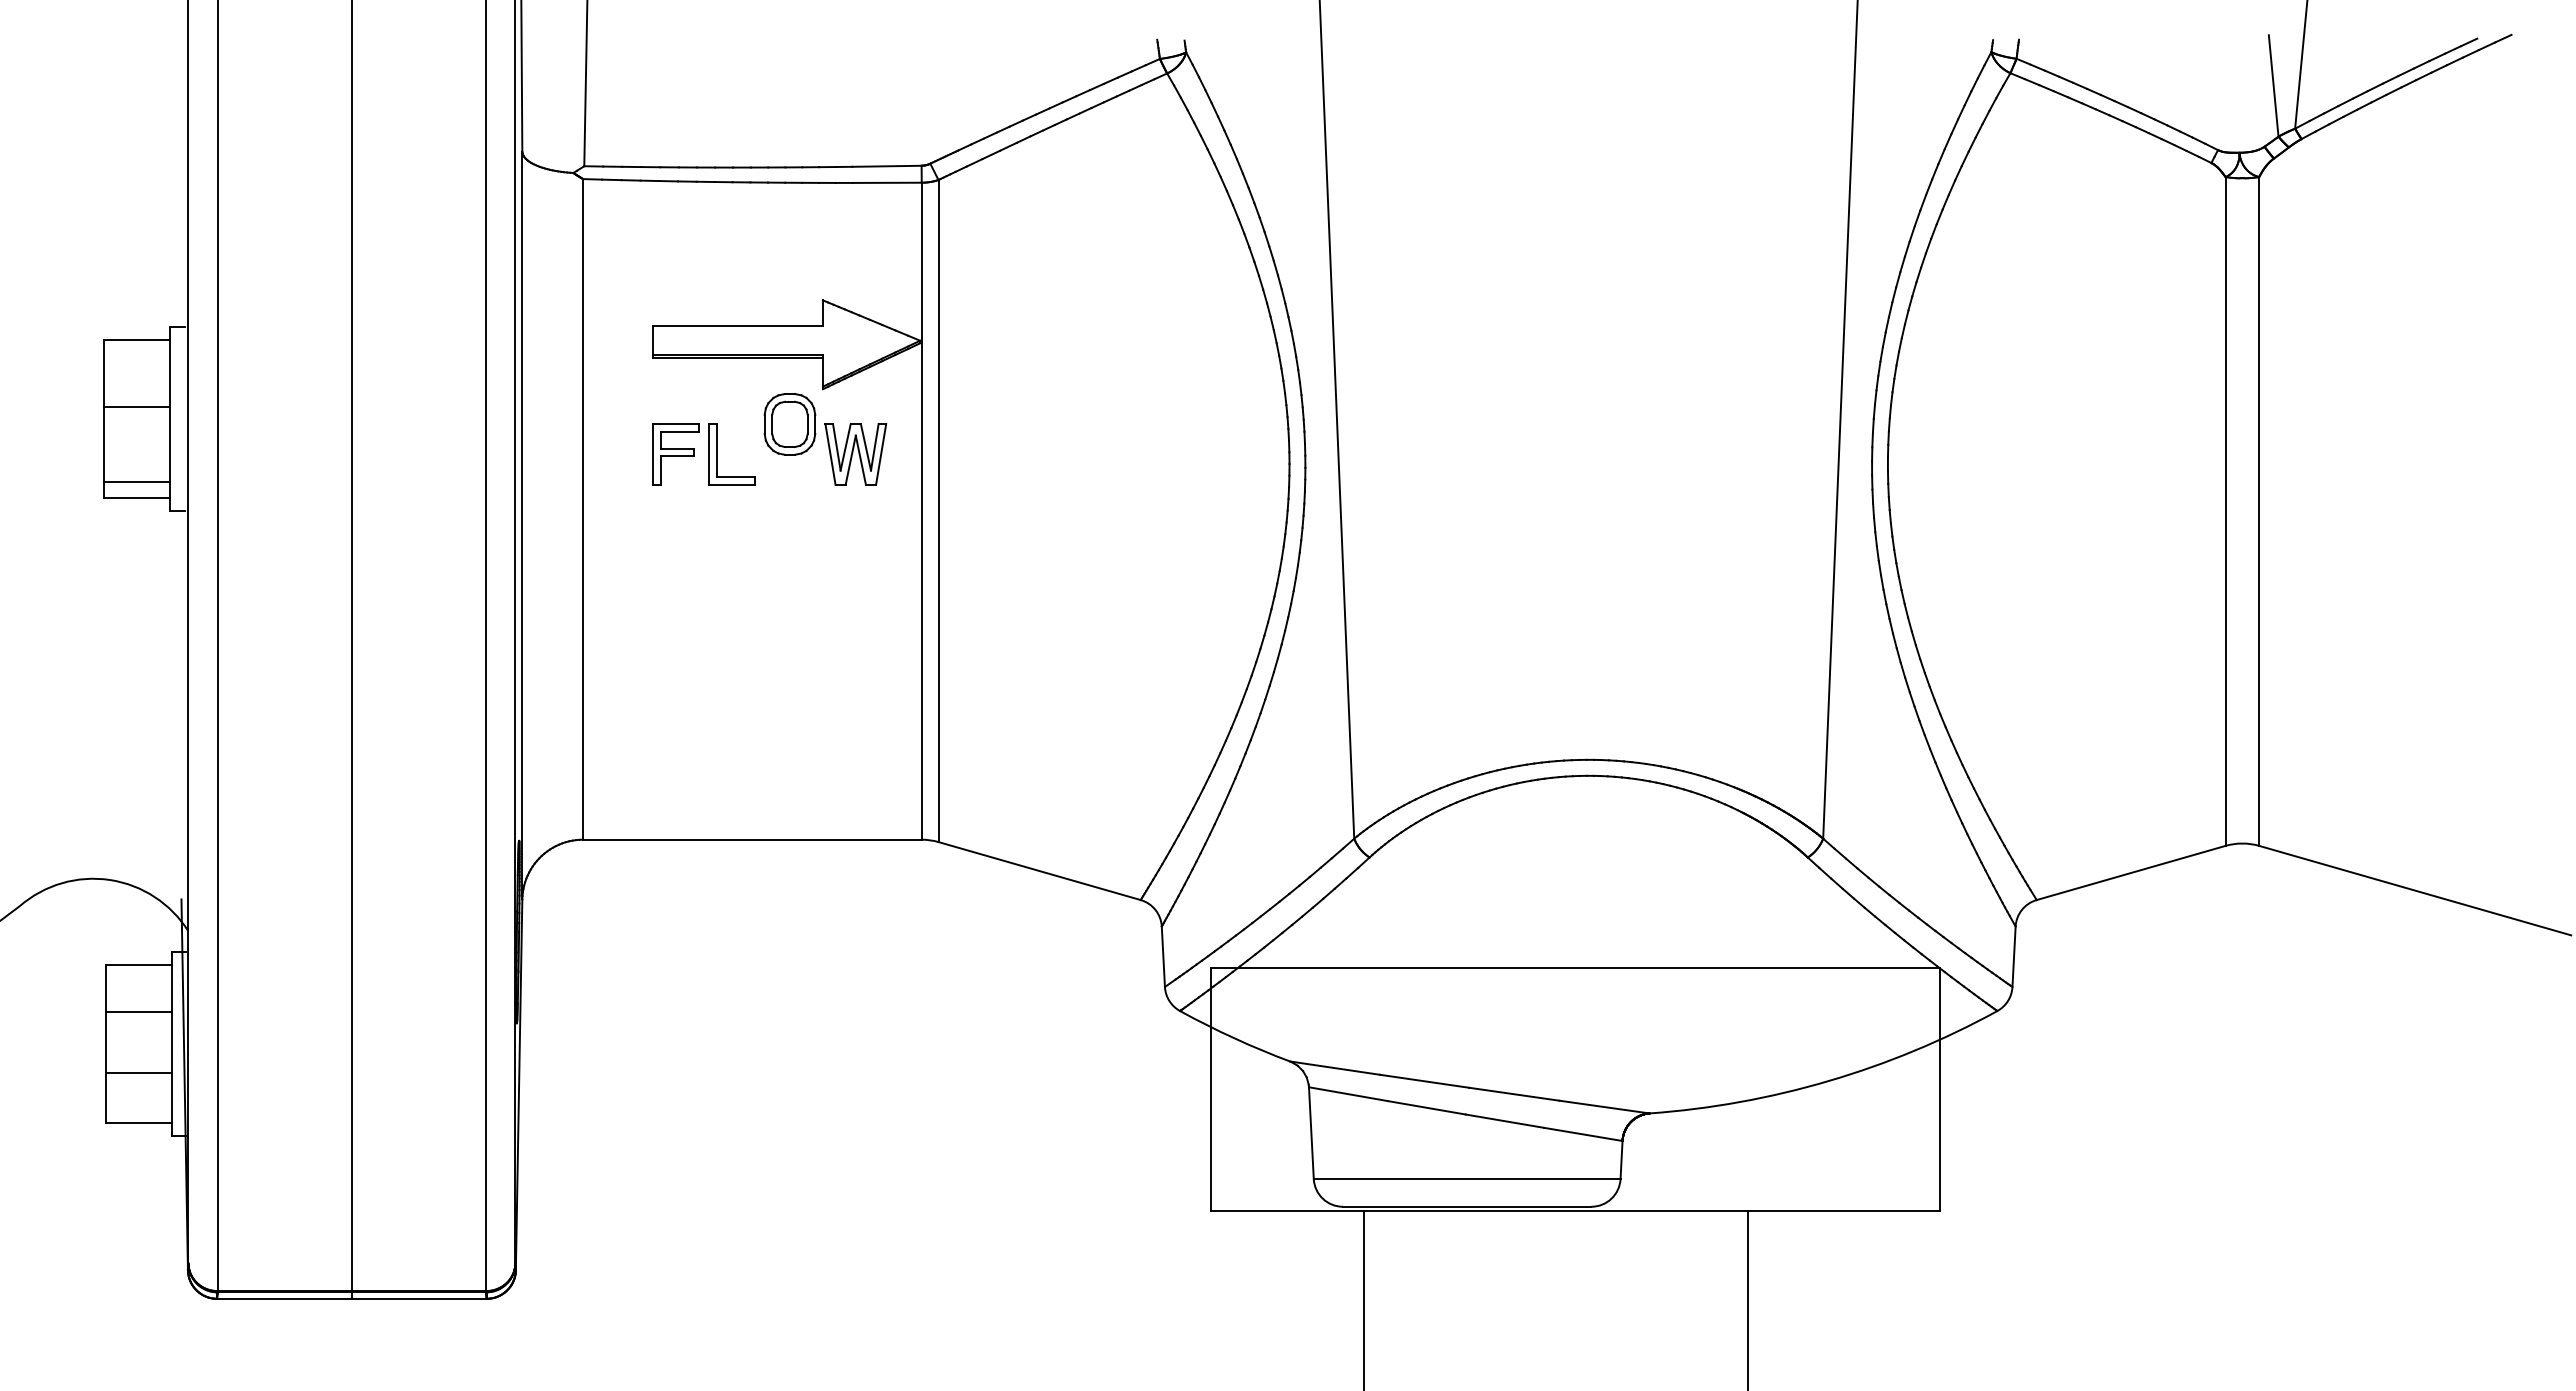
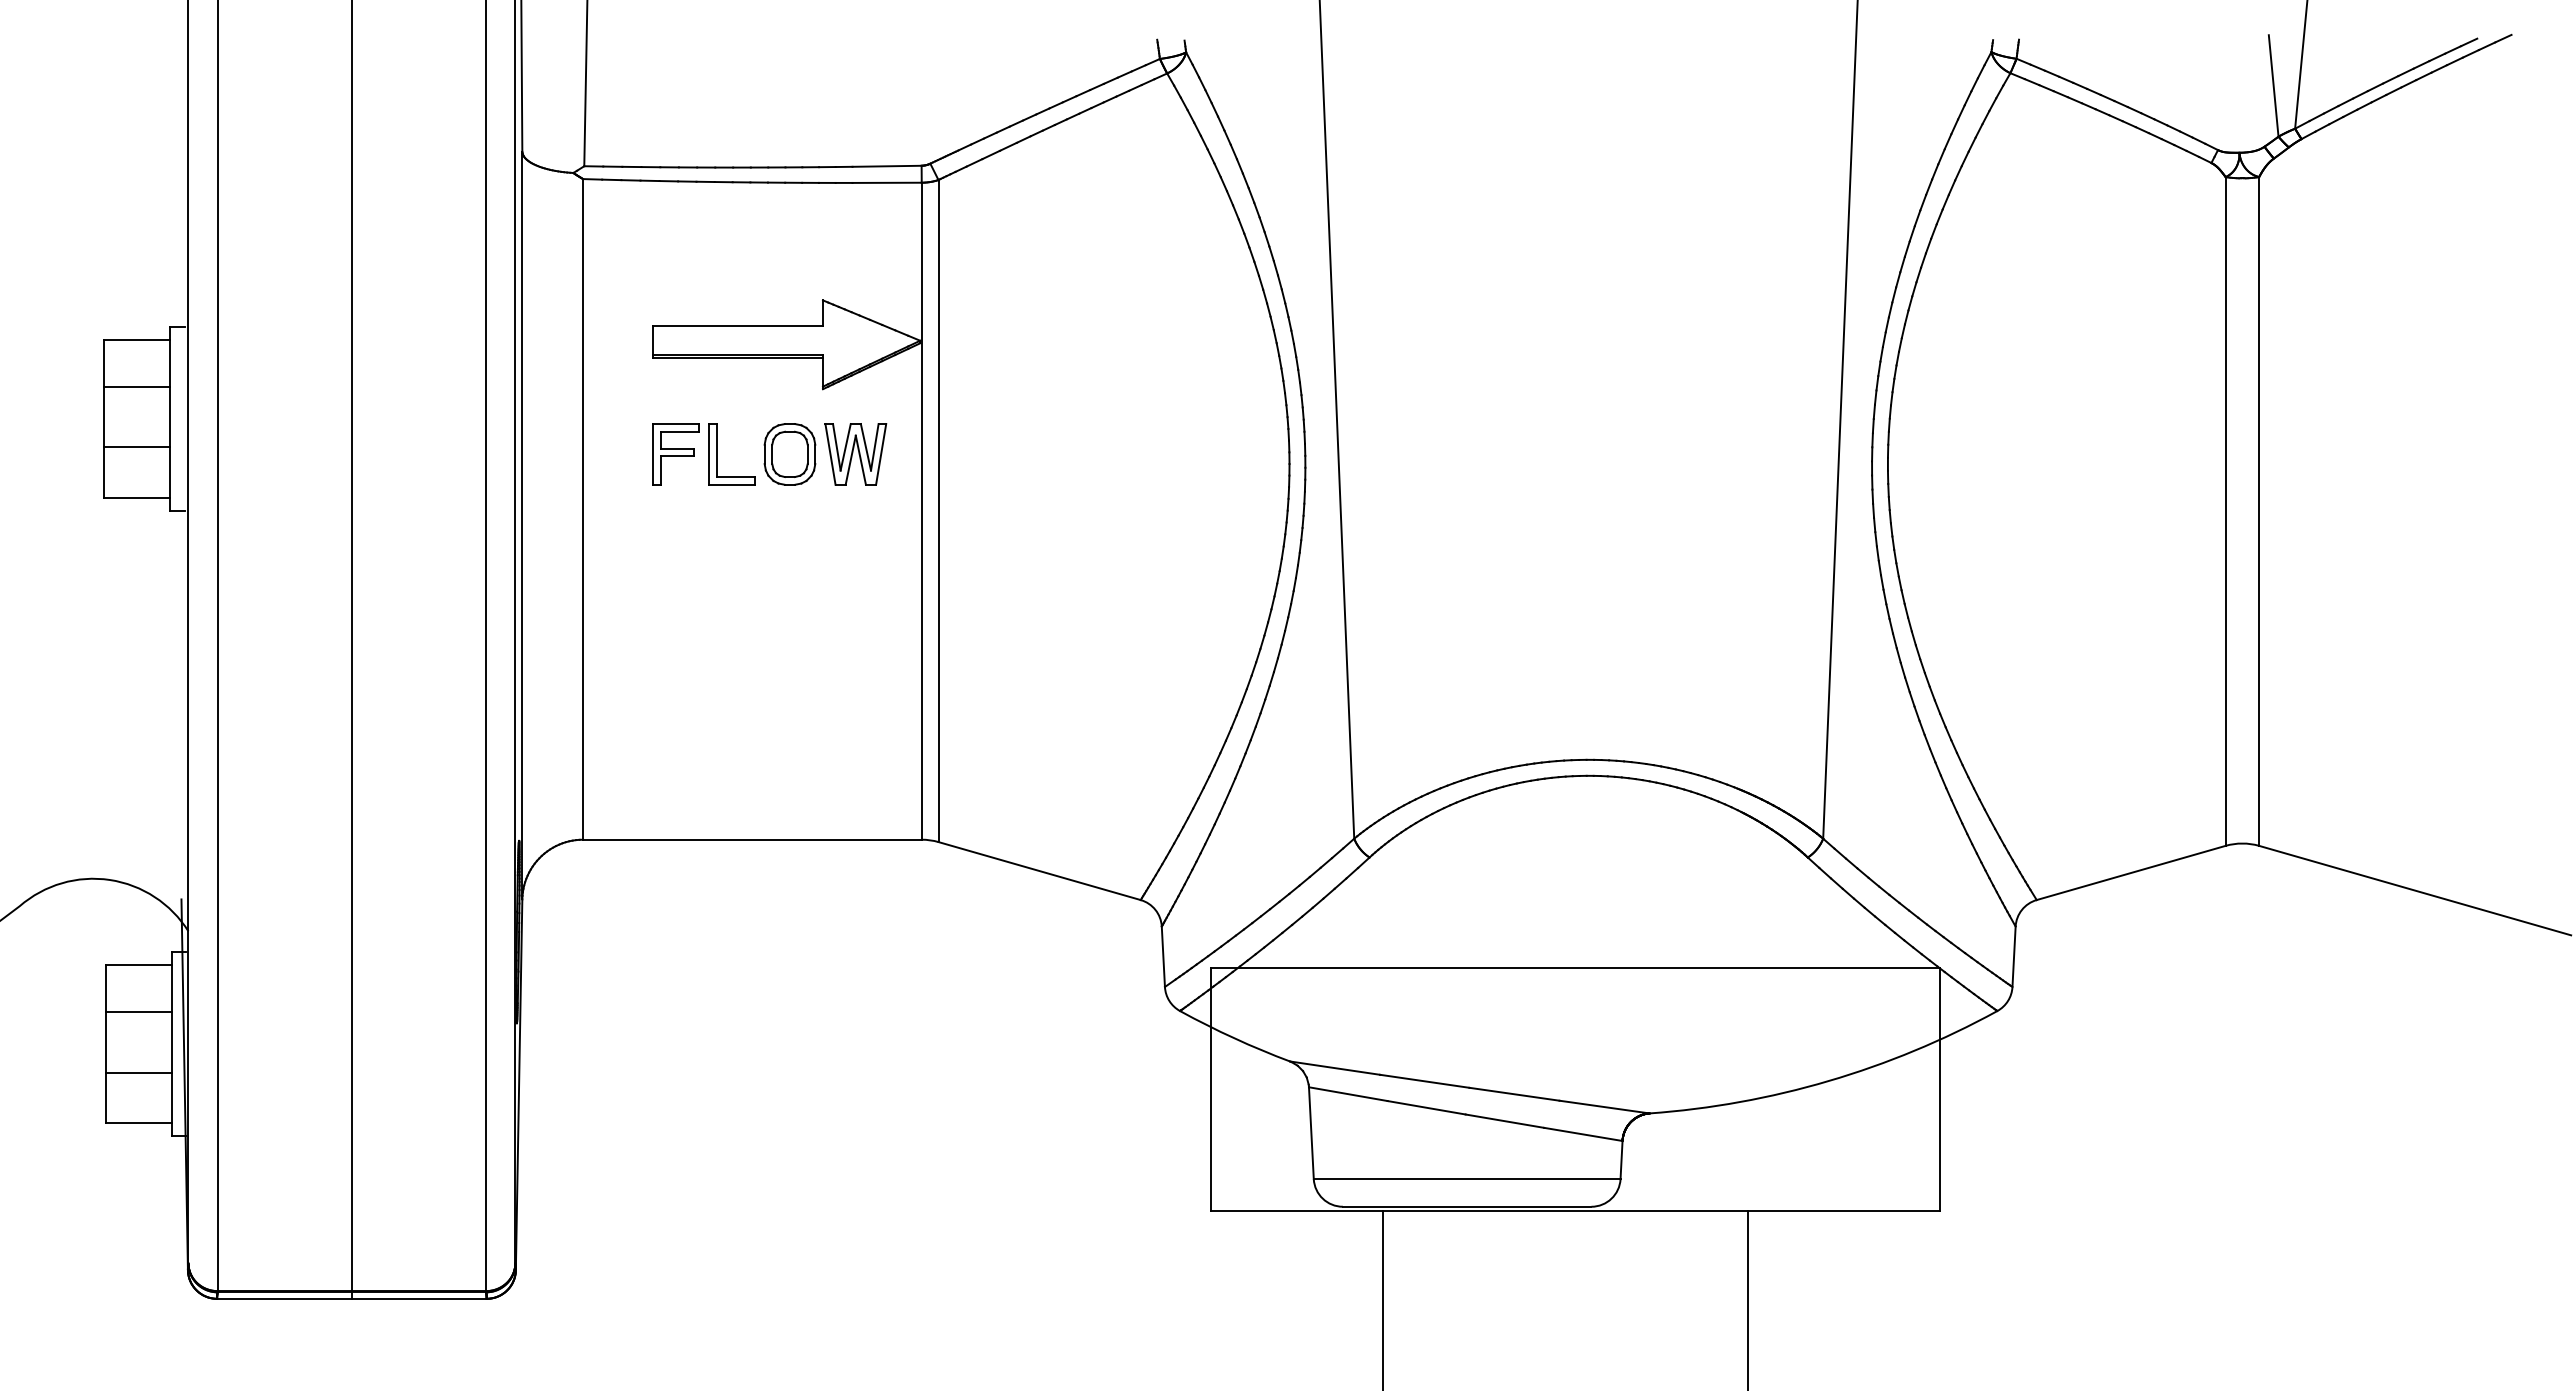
line position: (136, 406) -> (136, 386) (136, 386)
part position: (789, 424) -> (789, 454) (789, 454)
line position: (136, 482) -> (136, 447) (136, 447)
line position: (1364, 1299) -> (1383, 1299) (1383, 1299)
